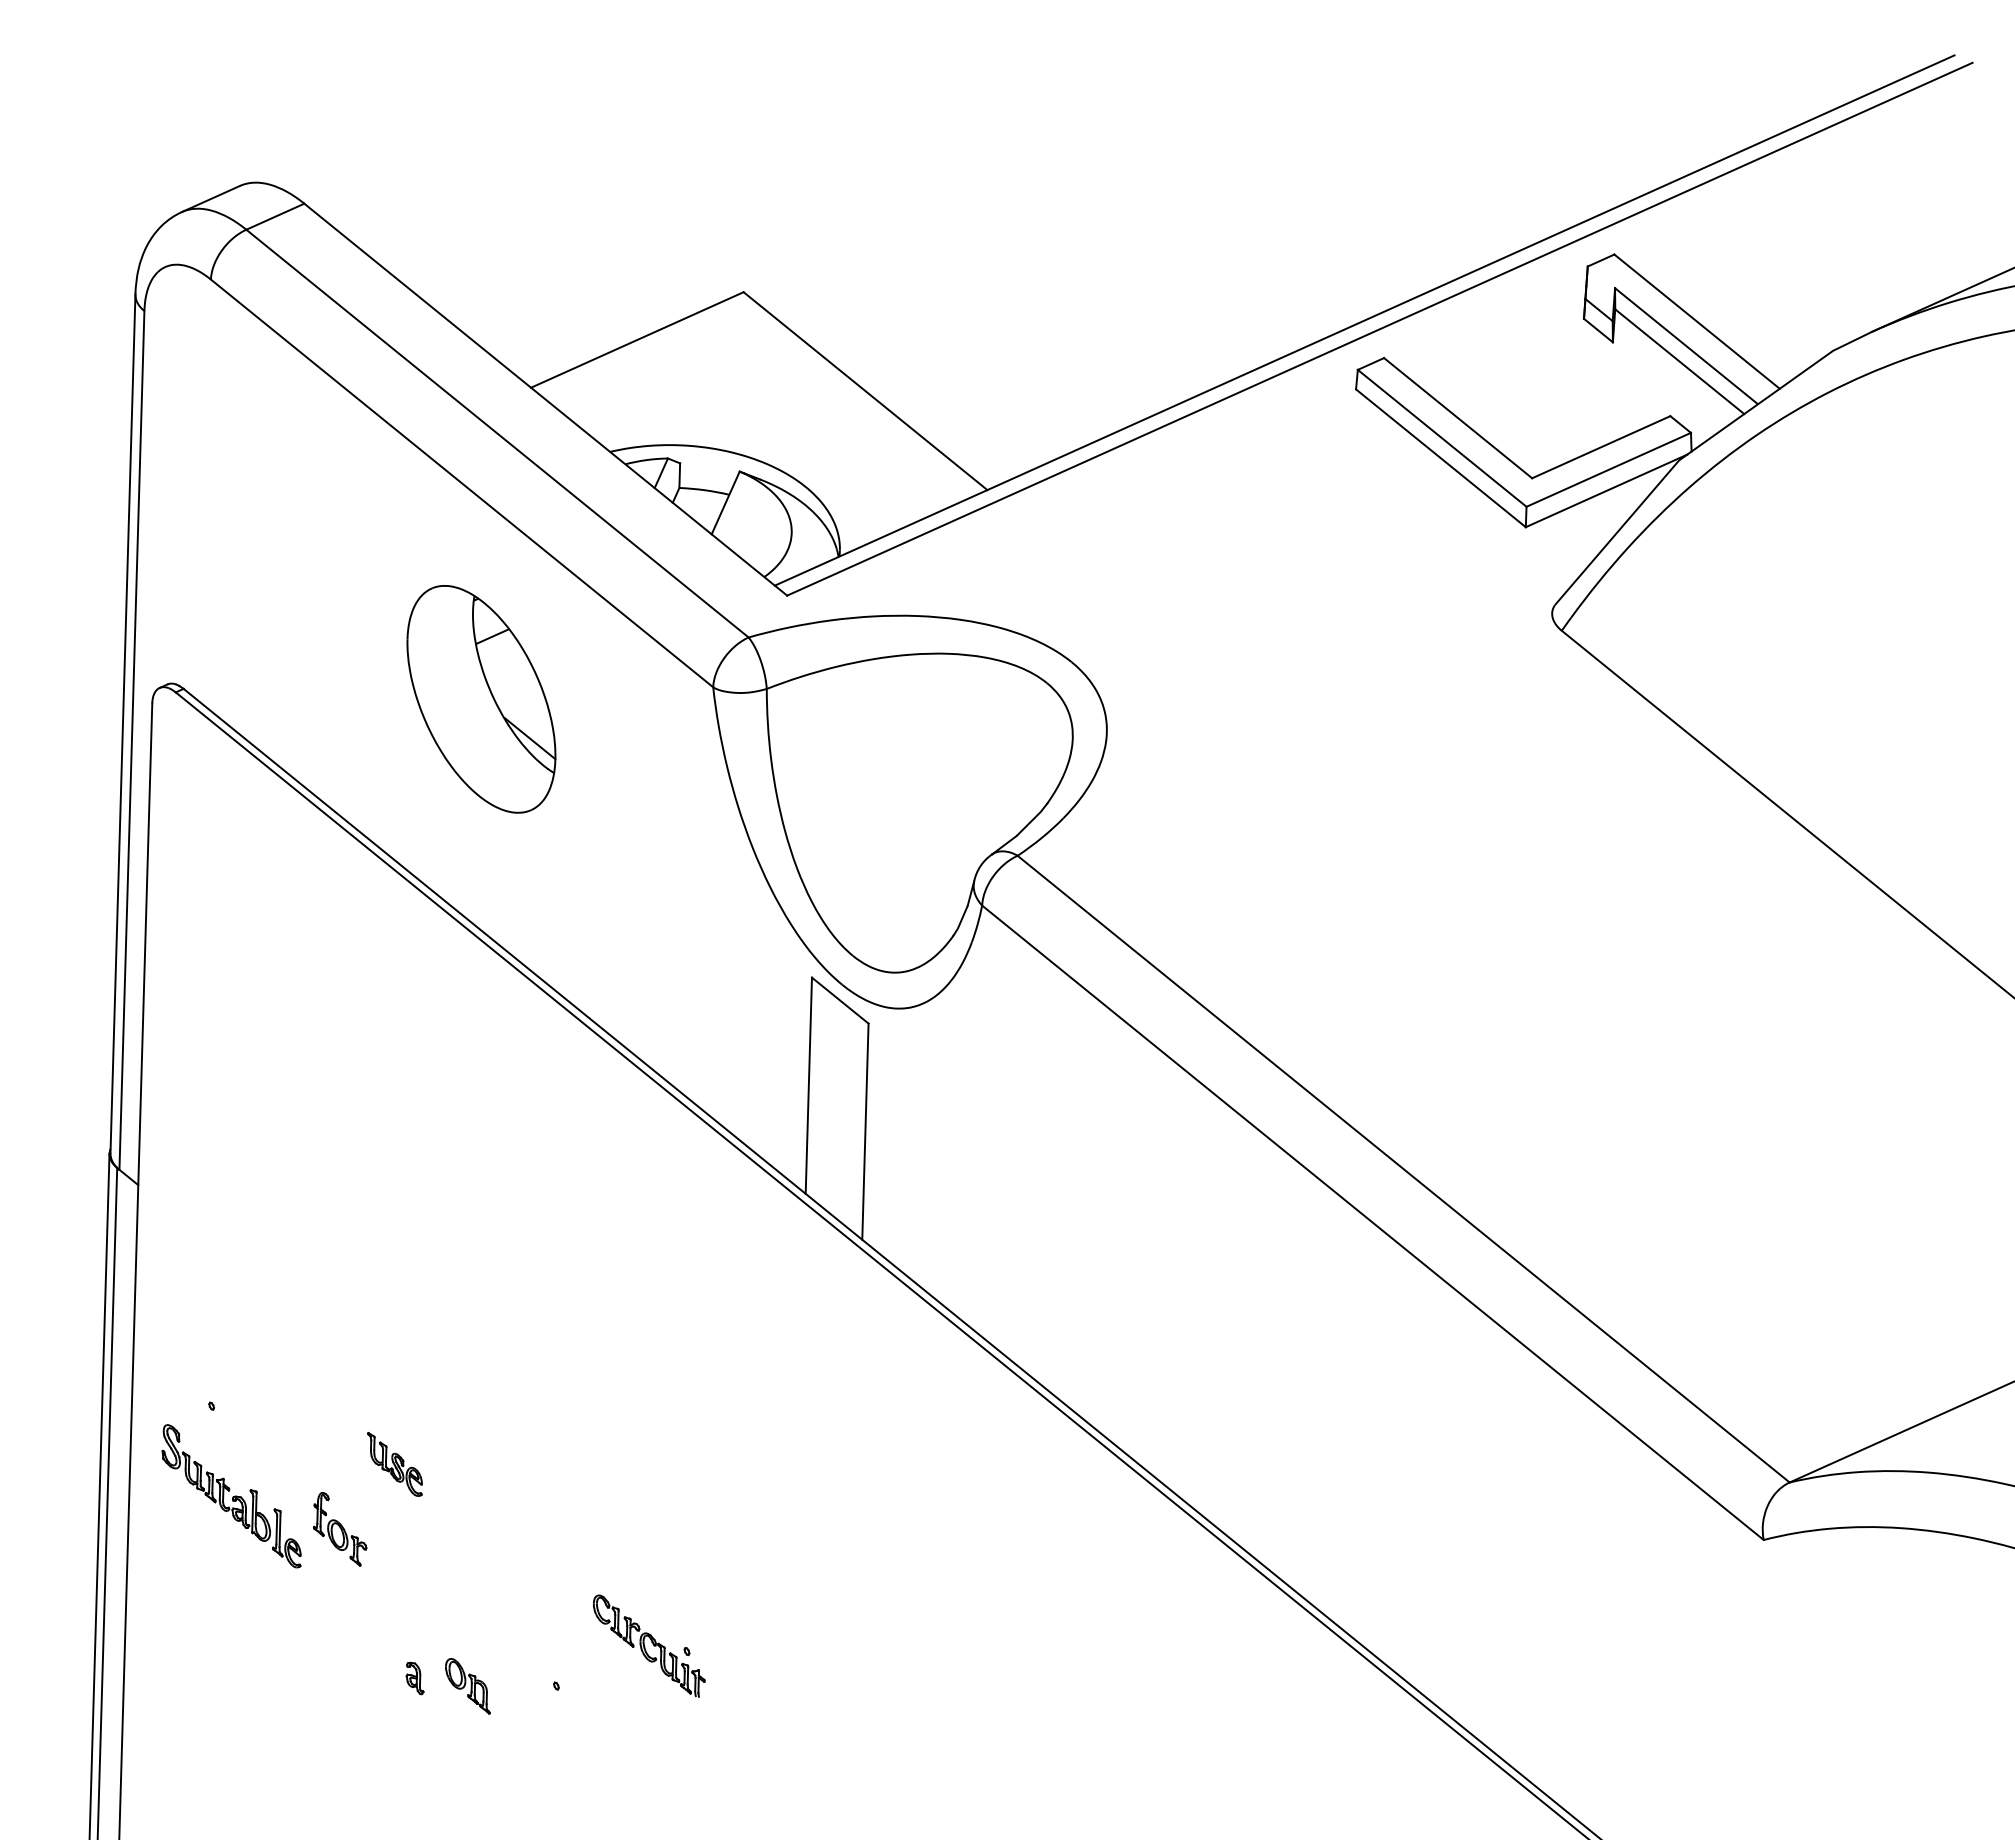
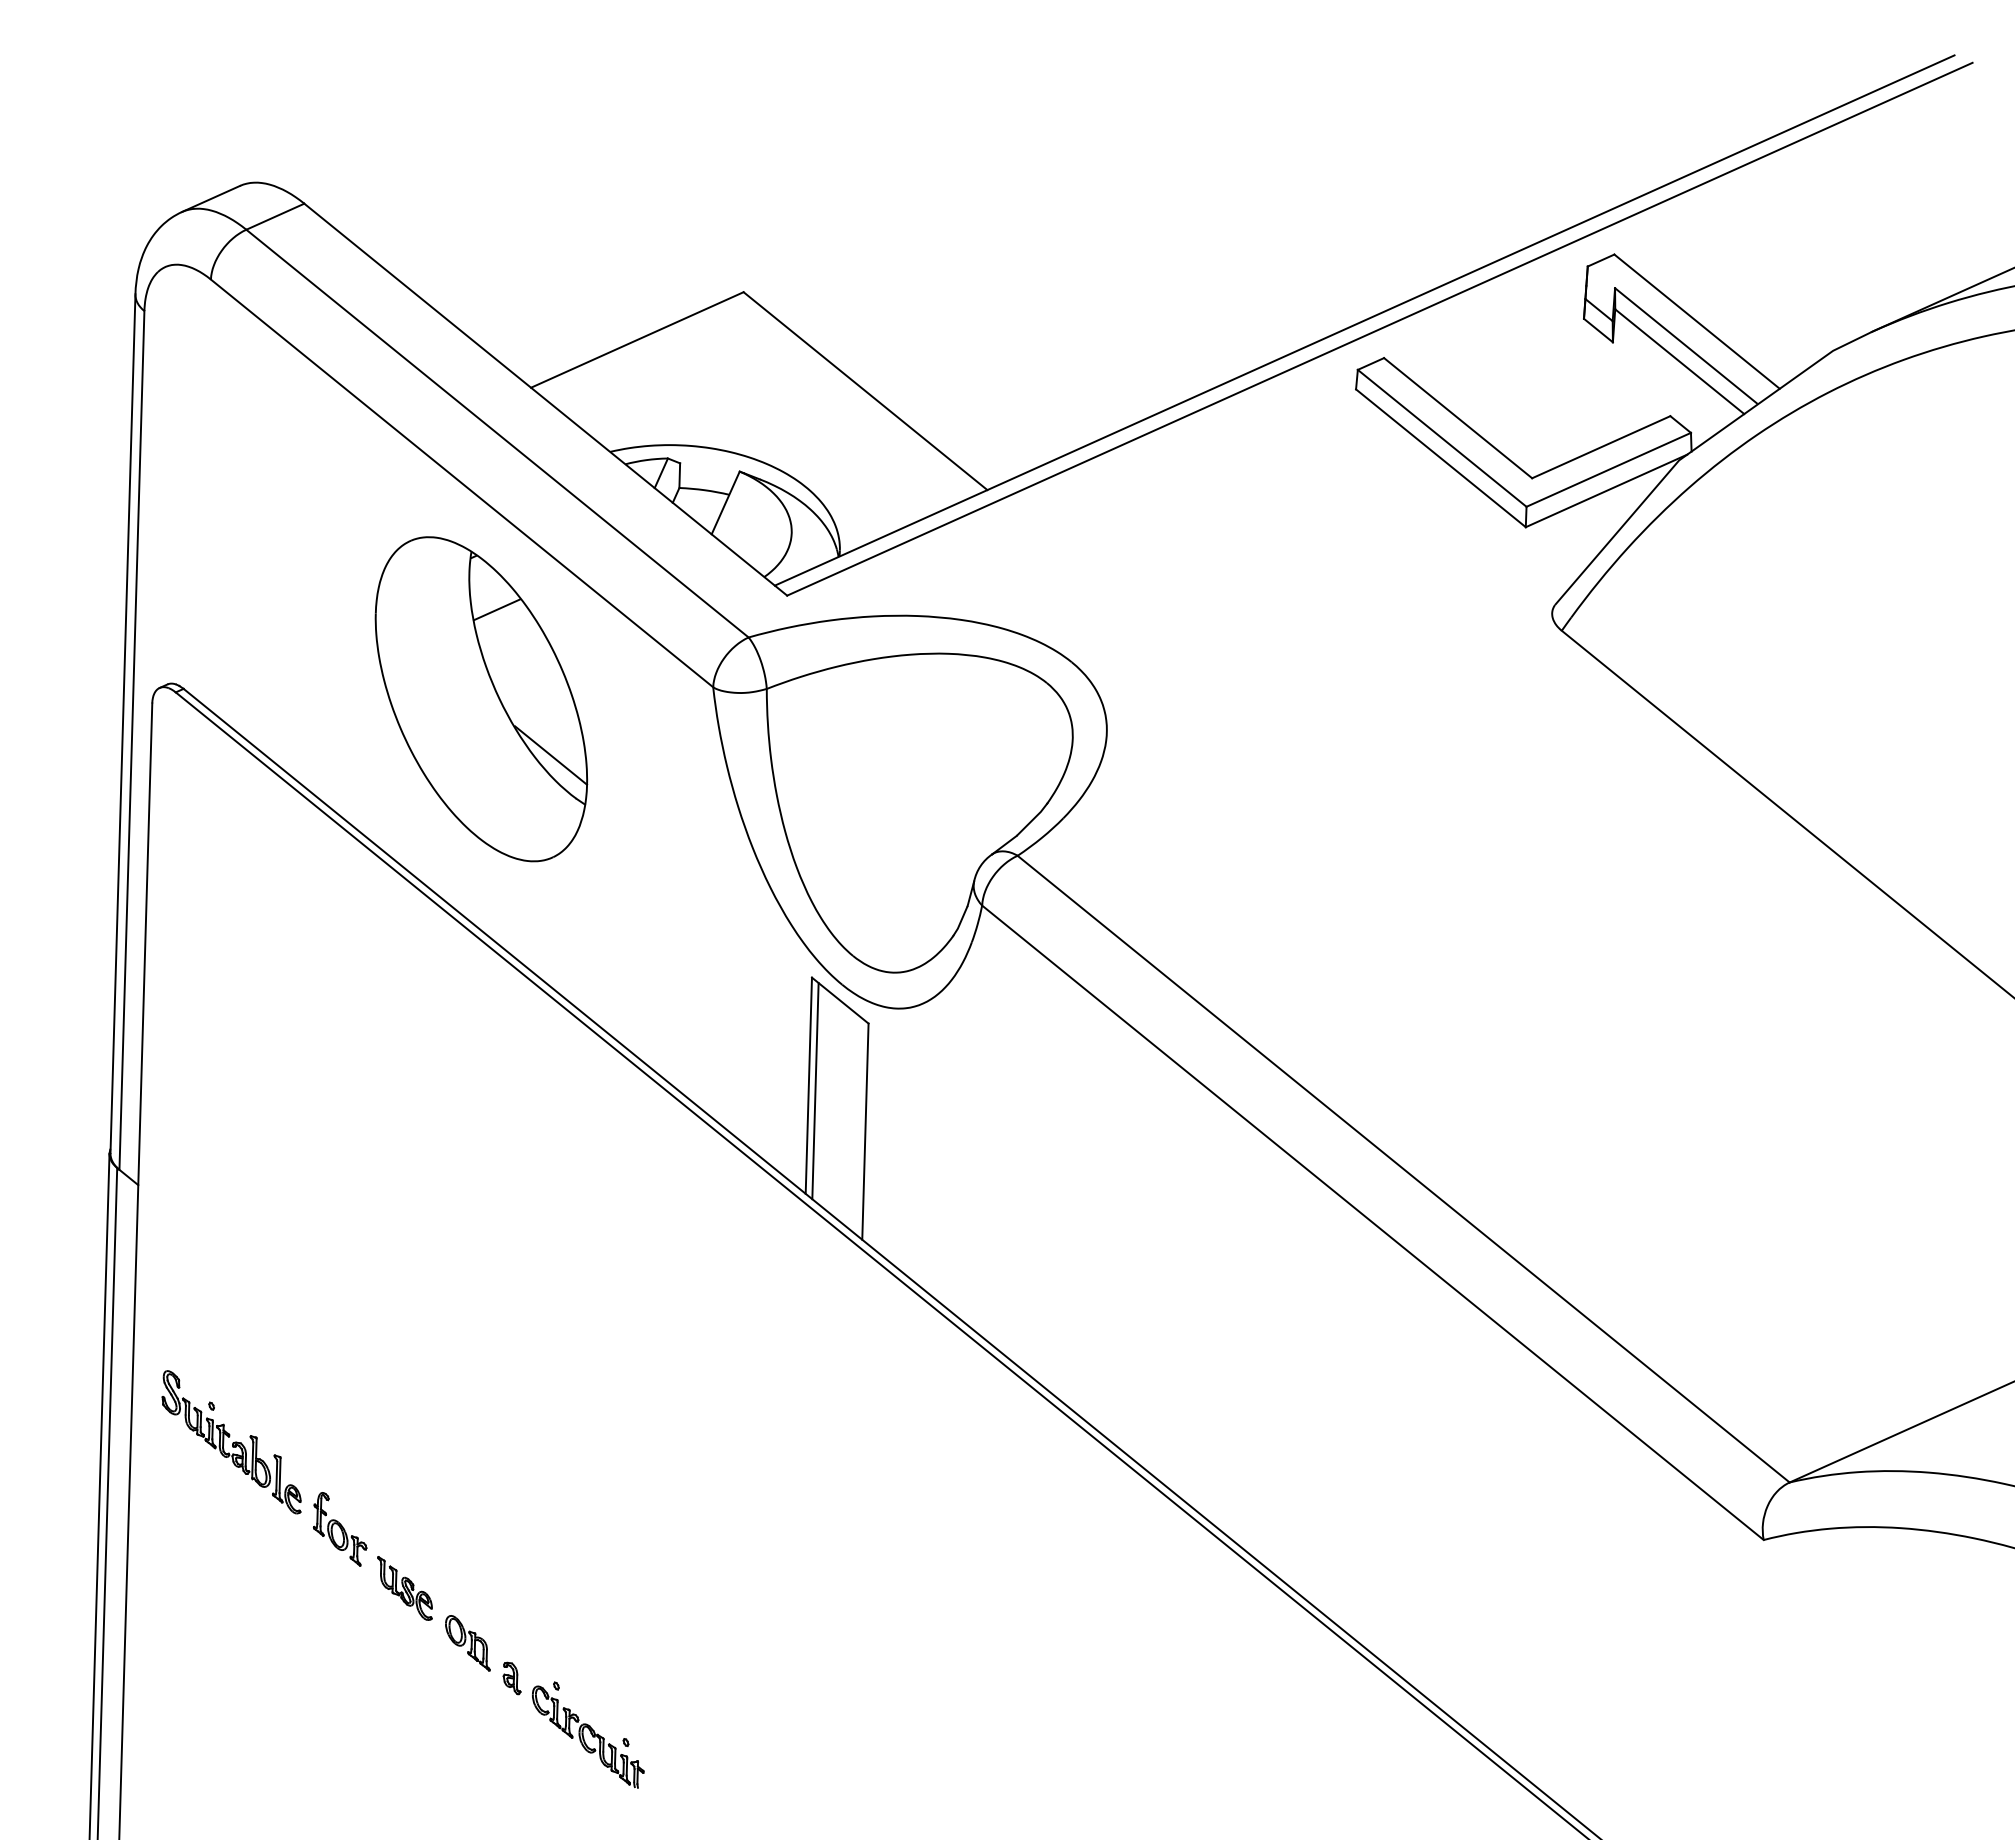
part size: 151x229 px -> 215x327 px (481, 699)
line: none -> present (815, 1091)
part position: (394, 1464) -> (404, 1588) (404, 1588)
part position: (231, 1496) -> (231, 1442) (231, 1442)
part position: (649, 1645) -> (588, 1736) (588, 1736)
part position: (414, 1678) -> (511, 1678) (511, 1678)
part position: (467, 1686) -> (467, 1643) (467, 1643)
